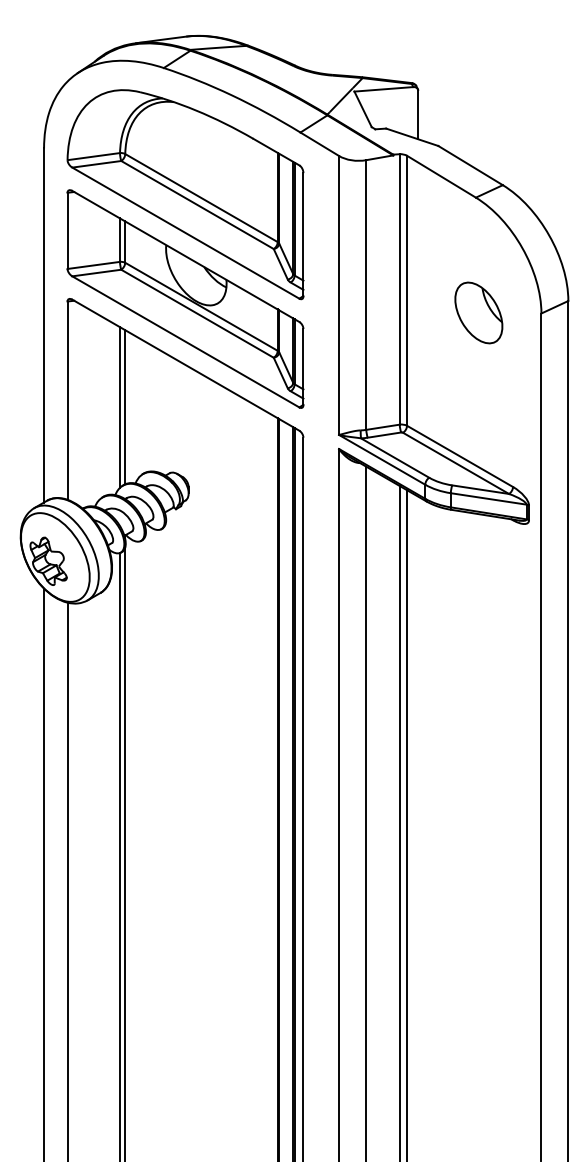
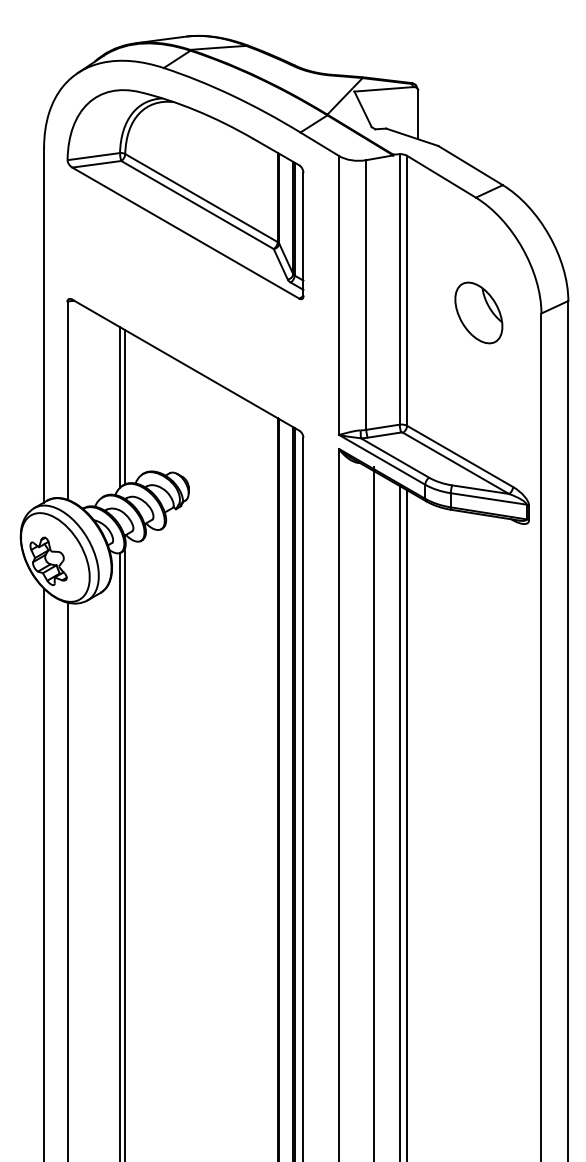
part: present -> none (185, 298)
line position: (366, 812) -> (374, 812) (374, 812)
